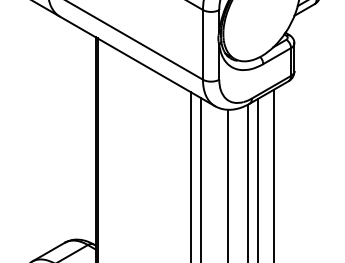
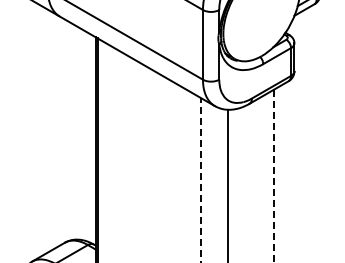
line: present -> none (190, 175)
line: solid -> dashed (273, 176)
line: solid -> dashed (200, 179)
line: present -> none (257, 179)
line: present -> none (247, 181)
